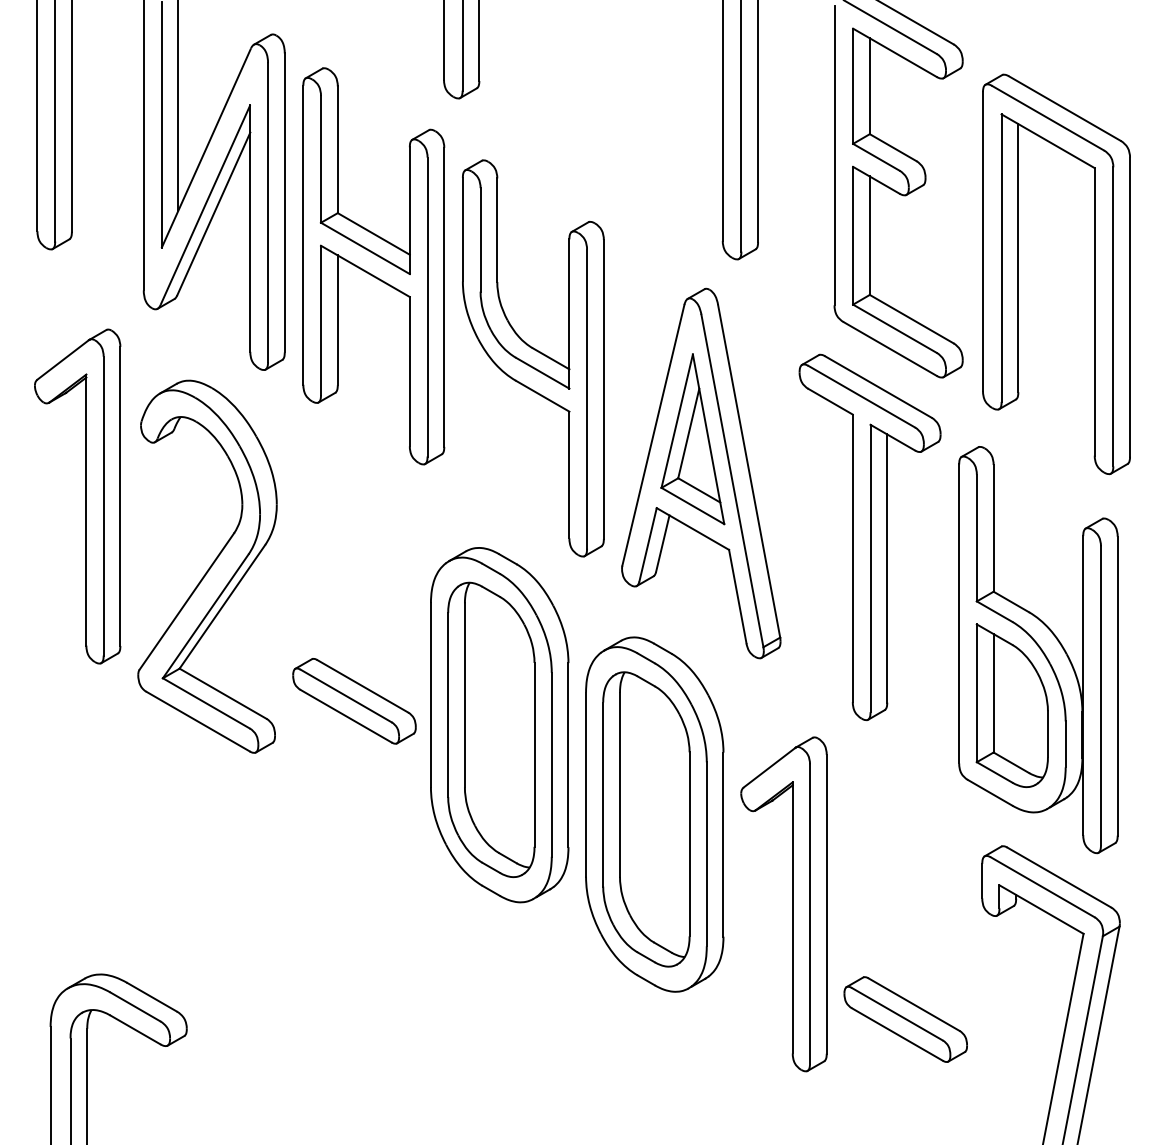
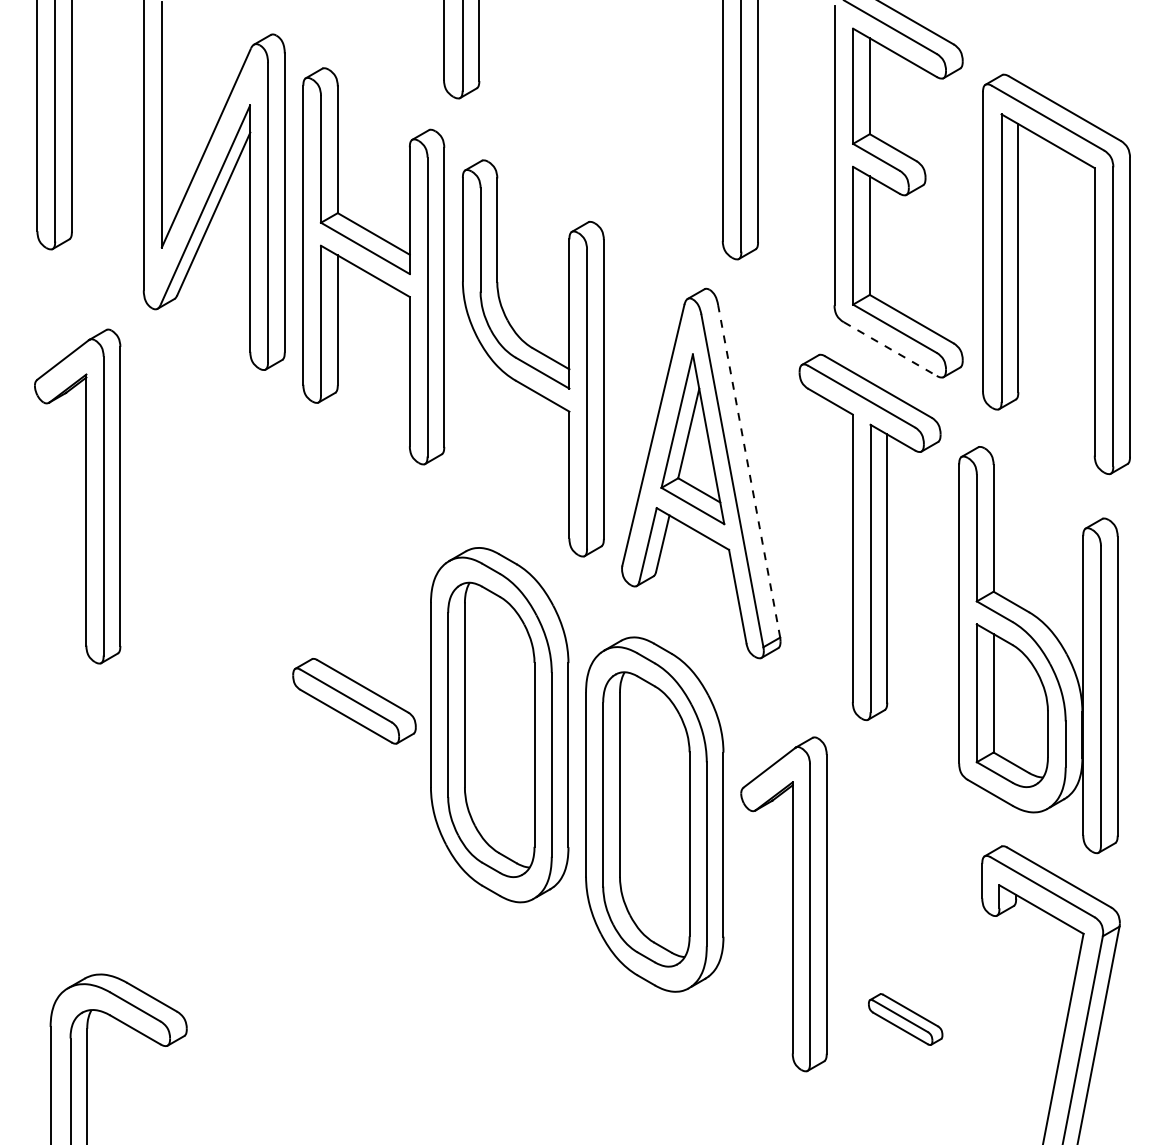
line: present -> none (178, 106)
line: solid -> dashed (890, 349)
line: solid -> dashed (749, 470)
part: present -> none (207, 566)
part size: 125x87 px -> 76x53 px (905, 1019)
